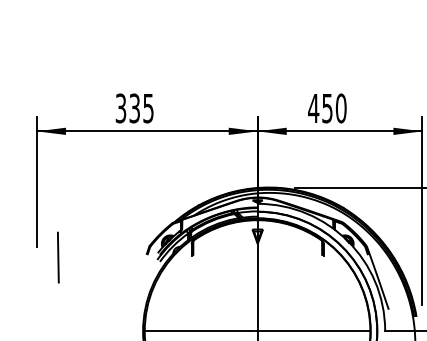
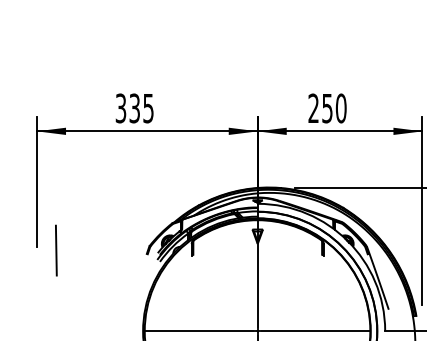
text: 450 -> 250 (313, 107)
line position: (58, 257) -> (56, 250) (56, 250)
